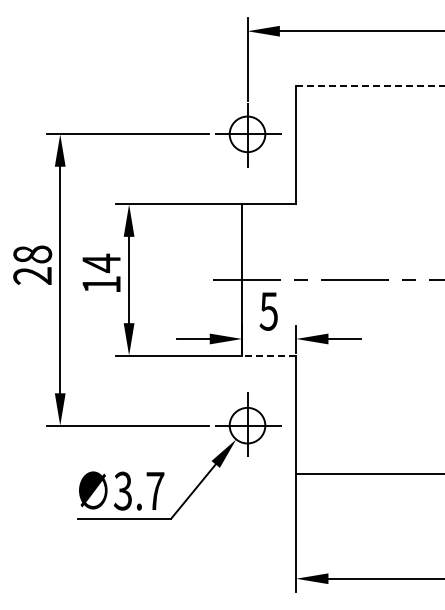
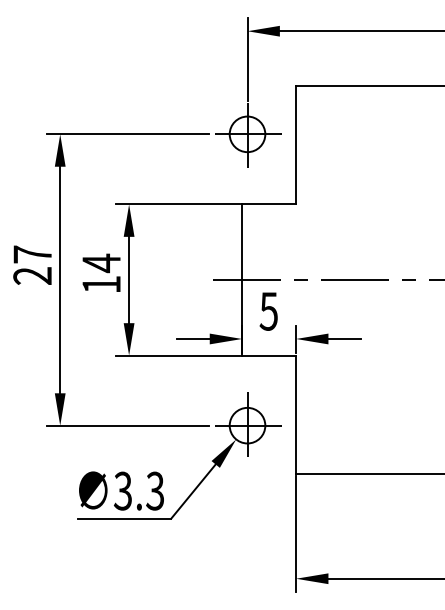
line: dashed -> solid (370, 85)
text: 28 -> 27 (32, 254)
line: dashed -> solid (269, 355)
text: 3.7 -> 3.3 (155, 490)
